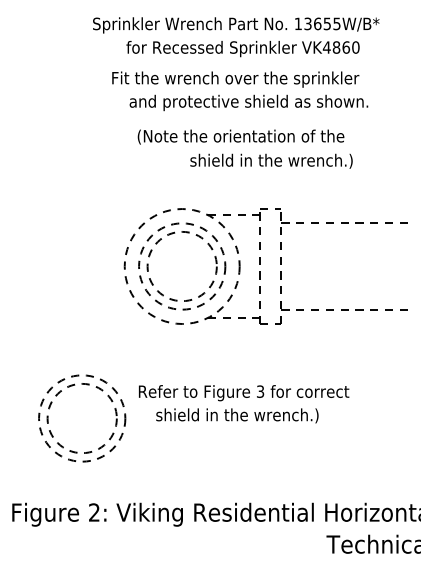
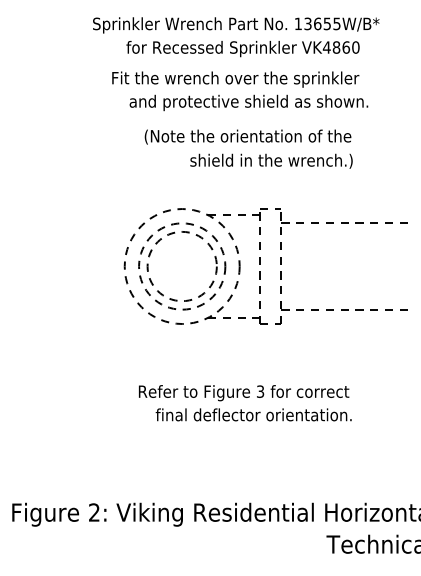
text position: (240, 136) -> (247, 136) (247, 136)
text: shield in the wrench.) -> final deflector orientation. (253, 415)
part: present -> none (115, 419)
